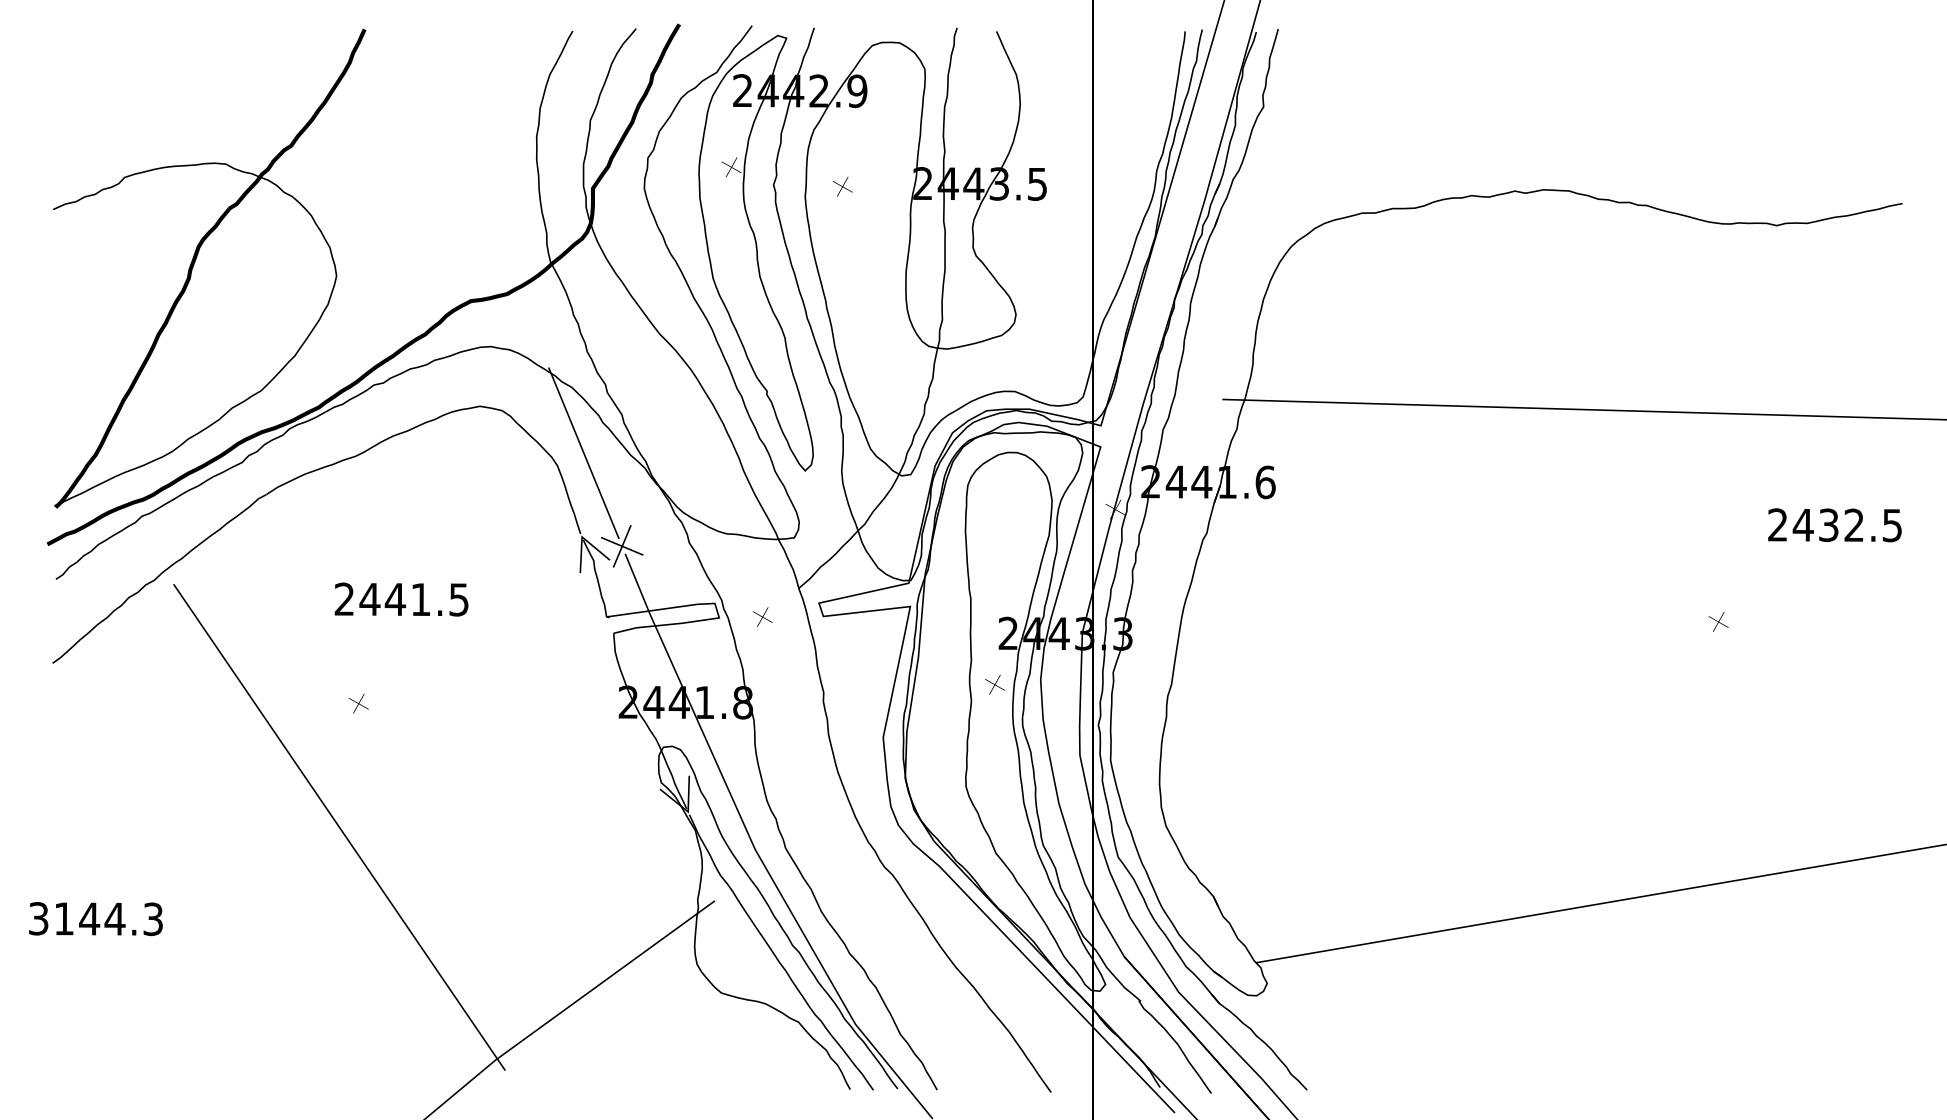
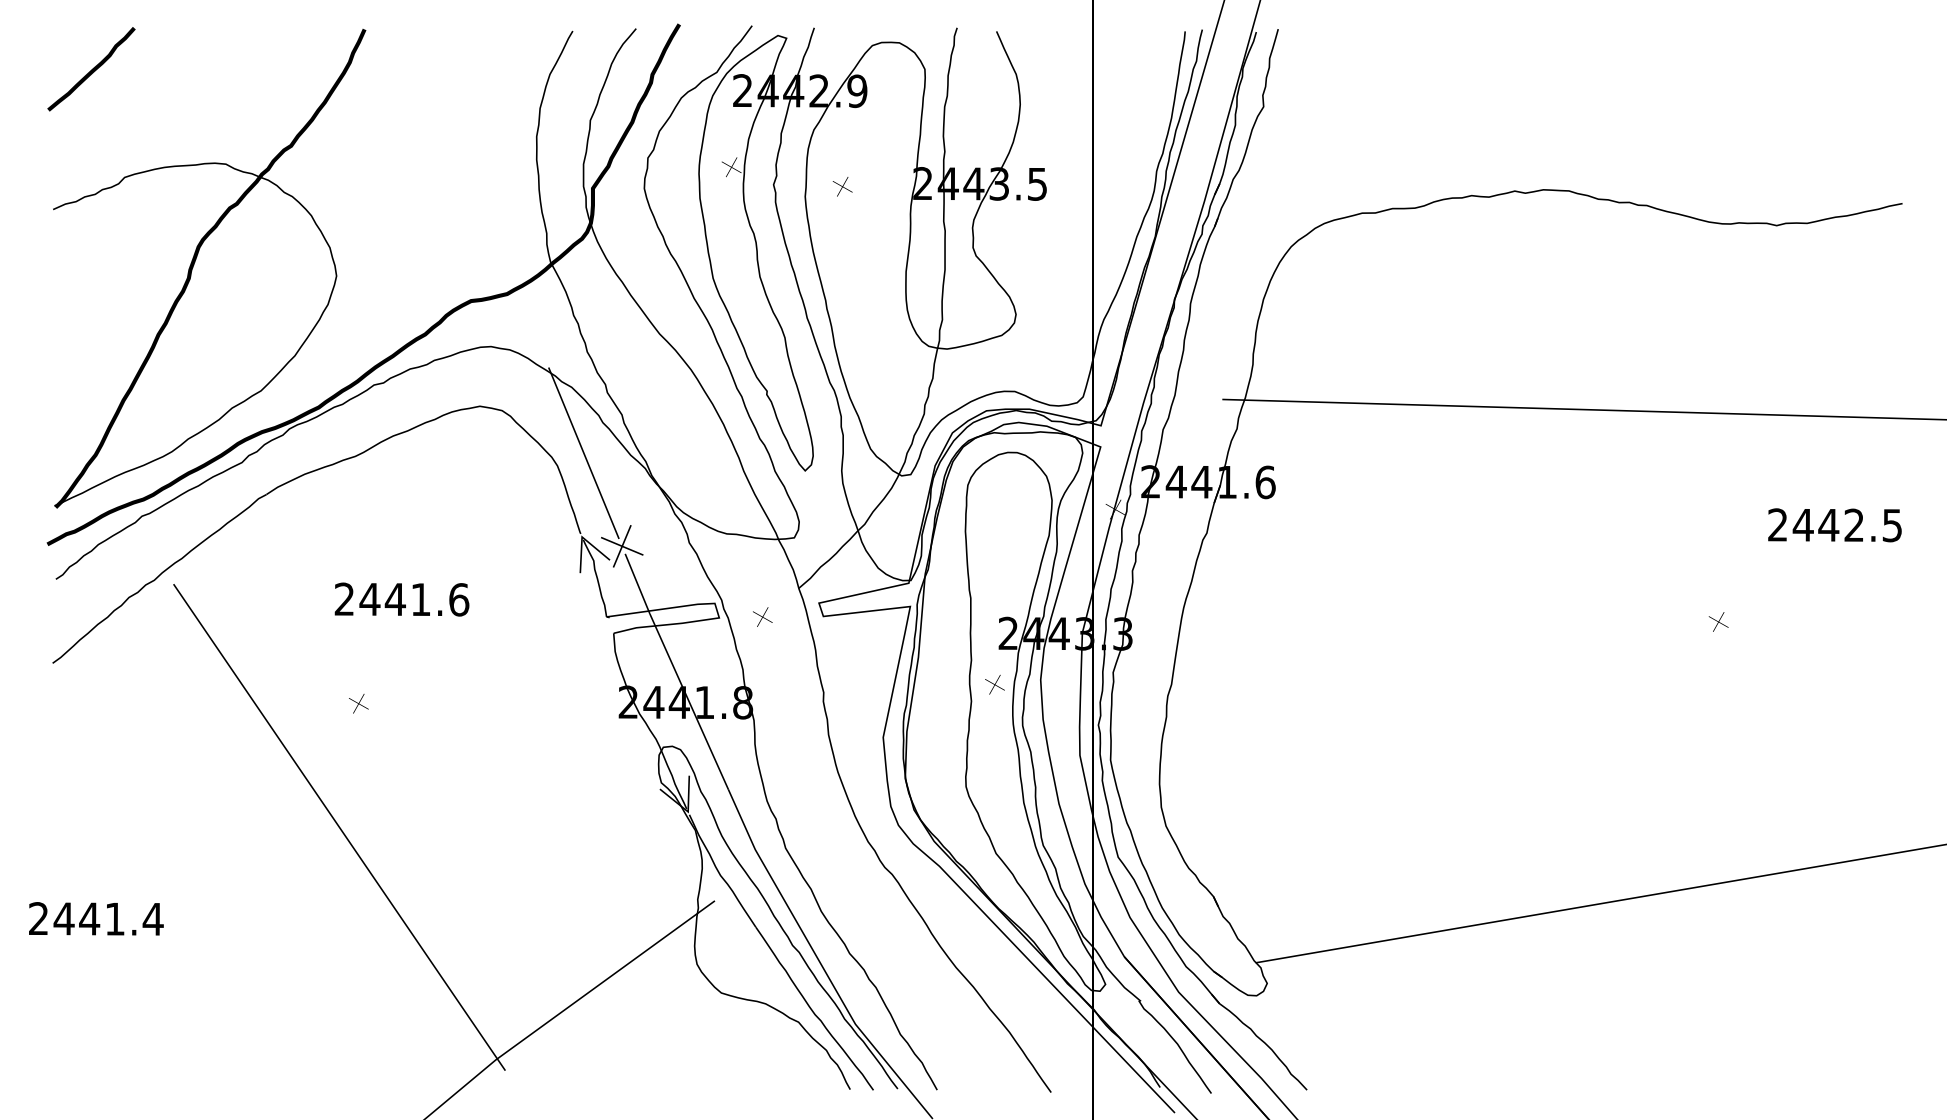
curve: none -> present (91, 69)
text: 2432.5 -> 2442.5 (1828, 524)
text: 2441.5 -> 2441.6 (459, 599)
text: 3144.3 -> 2441.4 (96, 919)
